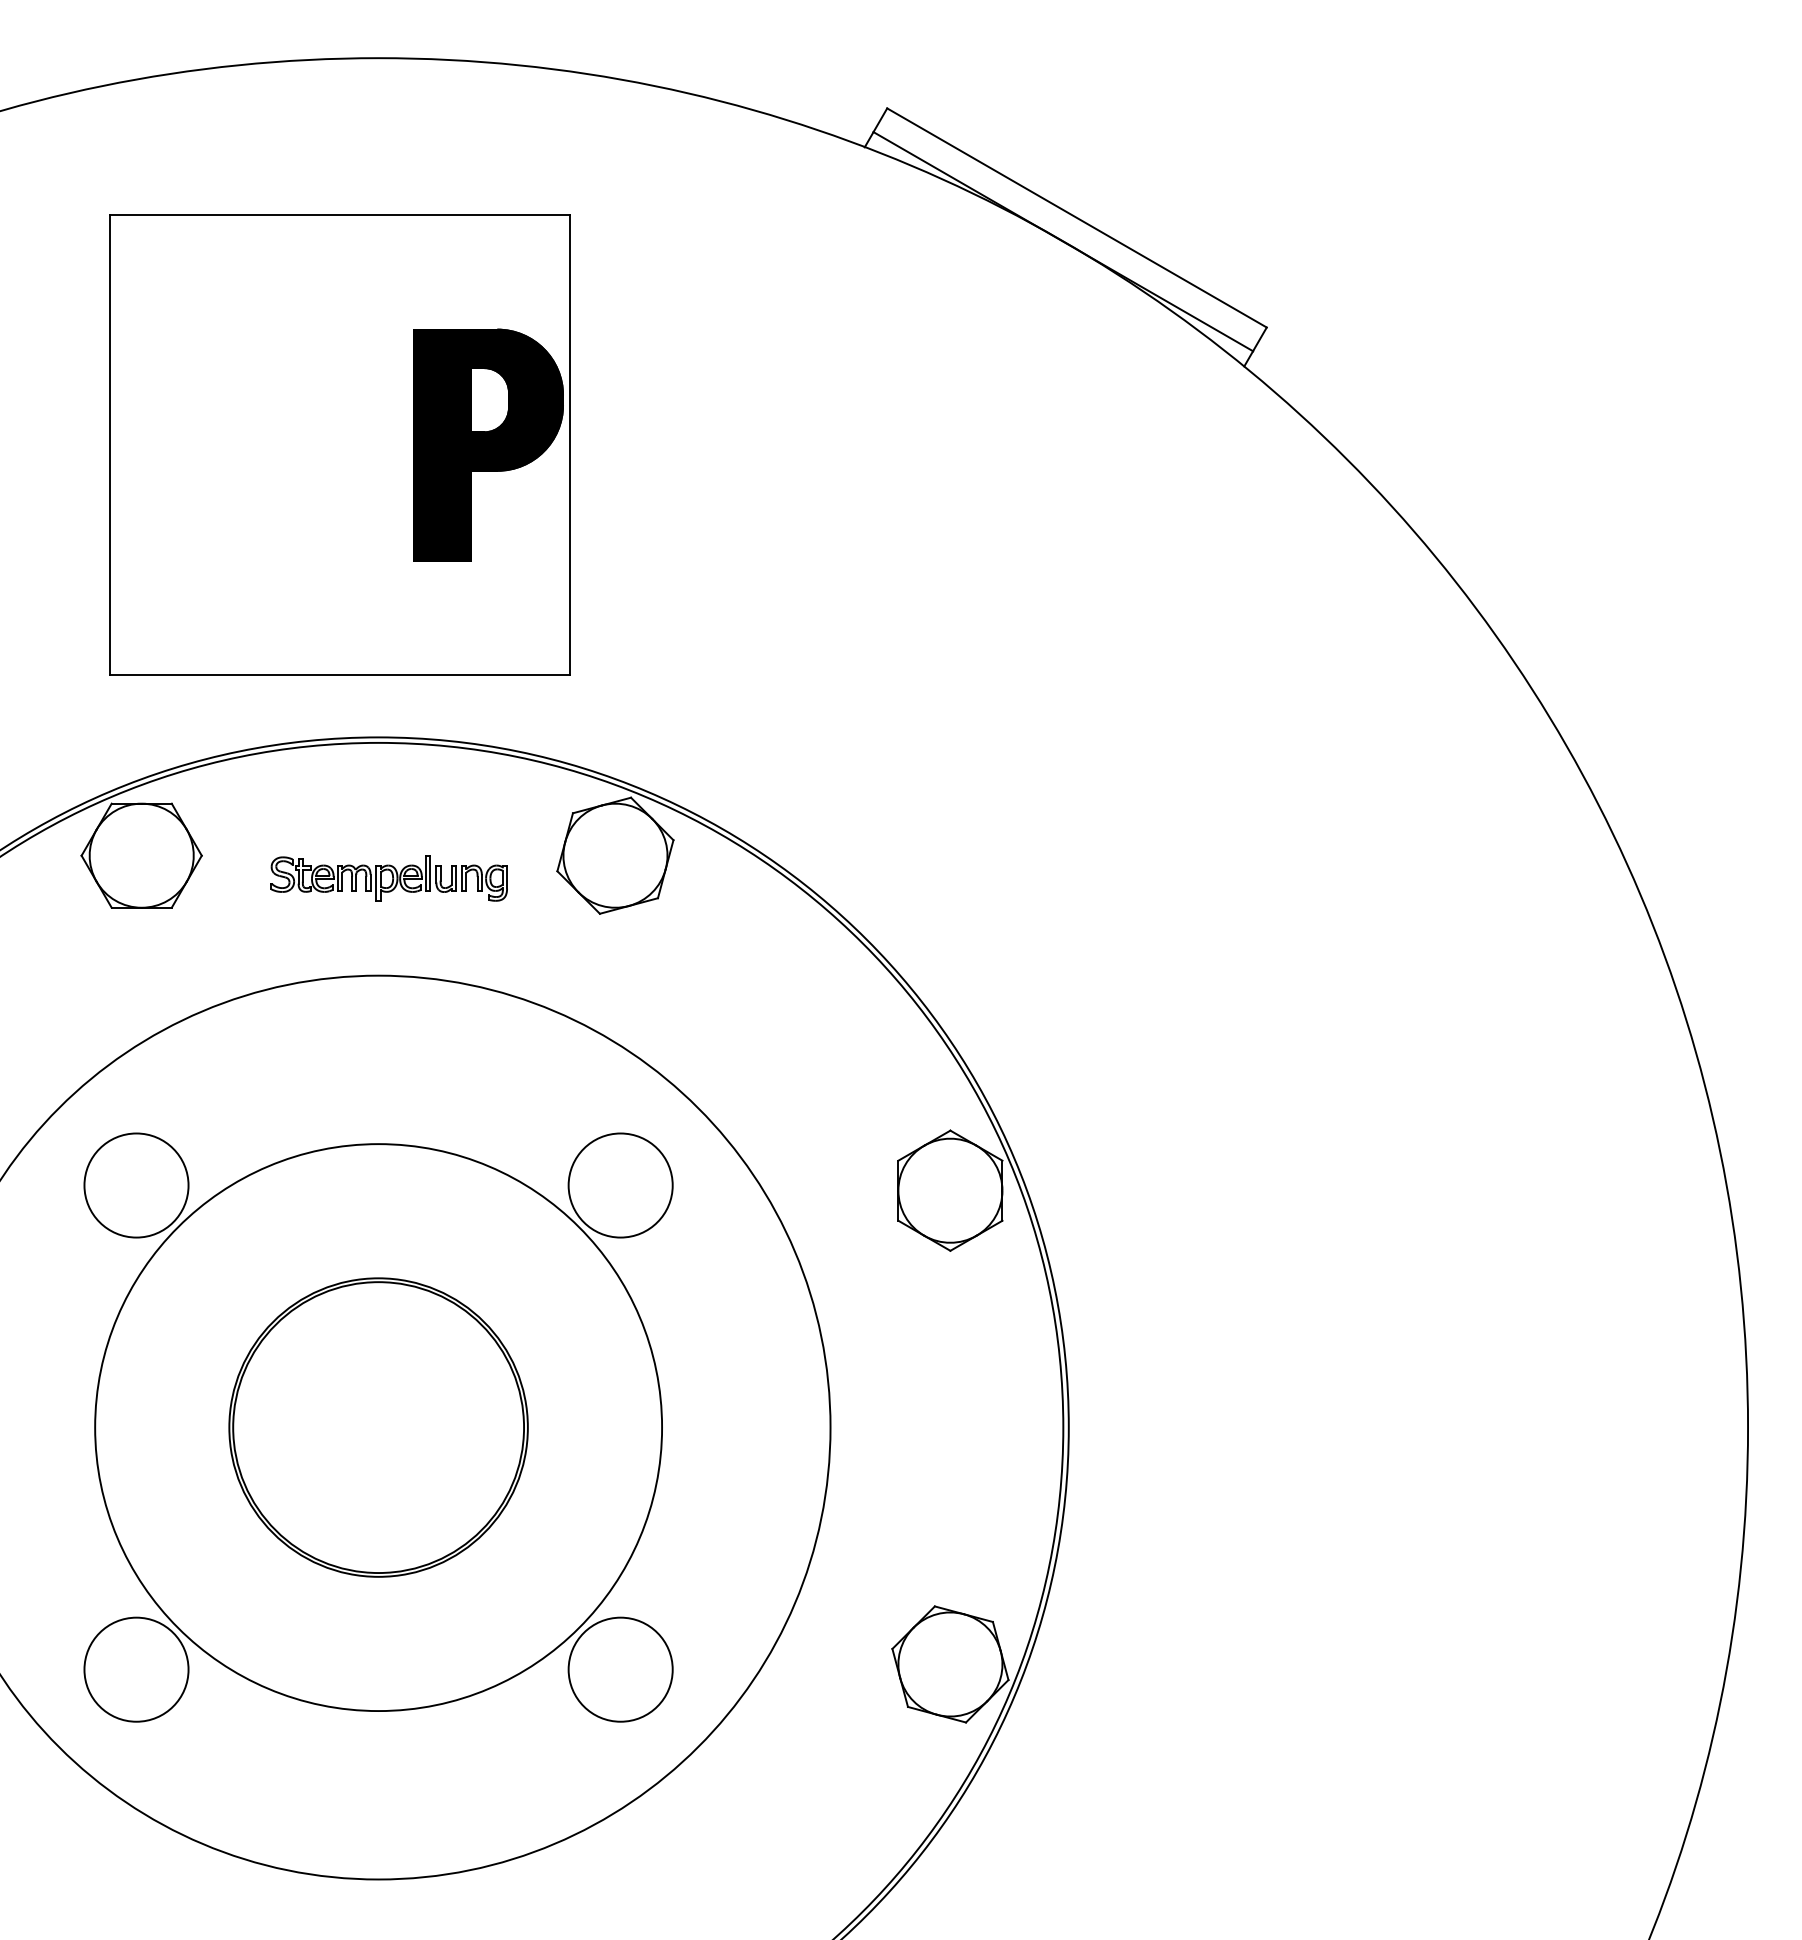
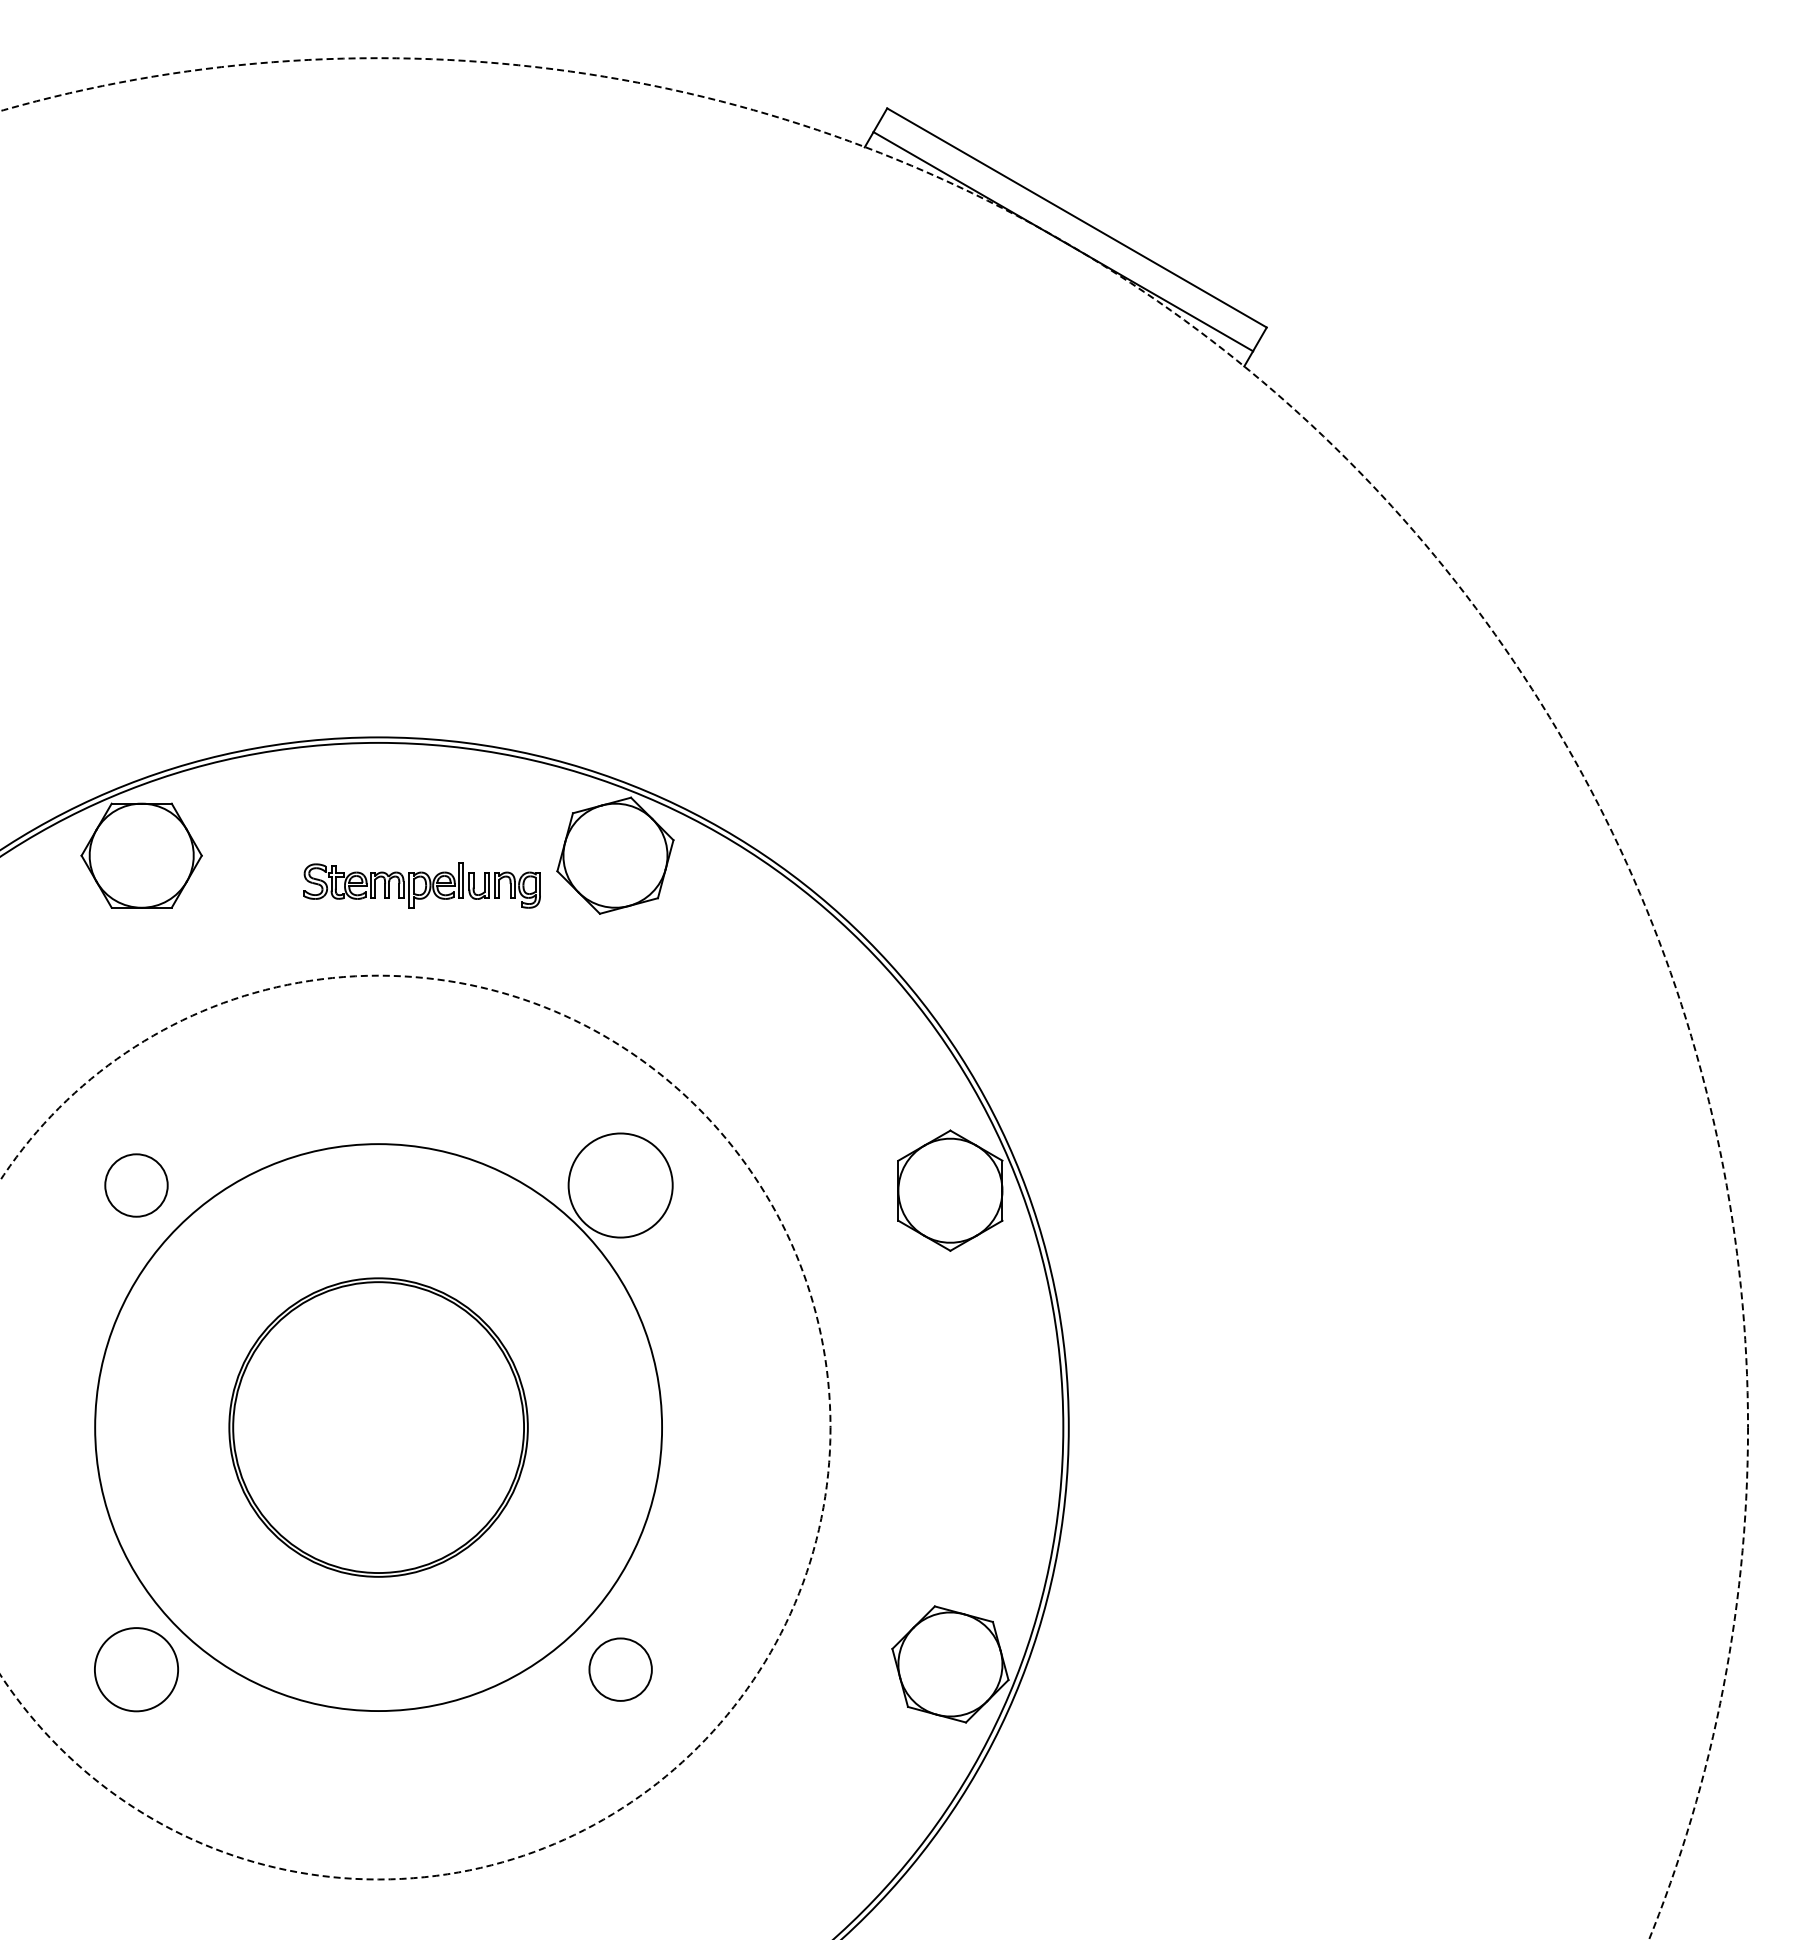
part: present -> none (339, 444)
part position: (388, 878) -> (421, 885) (421, 885)
circle: solid -> dashed (874, 998)
circle diameter: 104 px -> 62 px (136, 1185)
circle: solid -> dashed (415, 1427)
circle diameter: 104 px -> 83 px (136, 1669)
circle diameter: 104 px -> 62 px (620, 1669)
